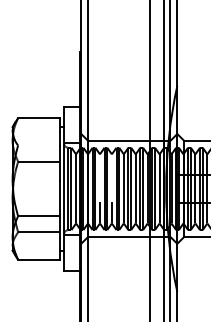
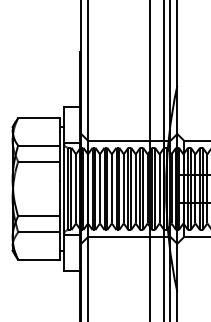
line: none -> present (38, 145)
line: none -> present (99, 178)
line: none -> present (111, 178)
